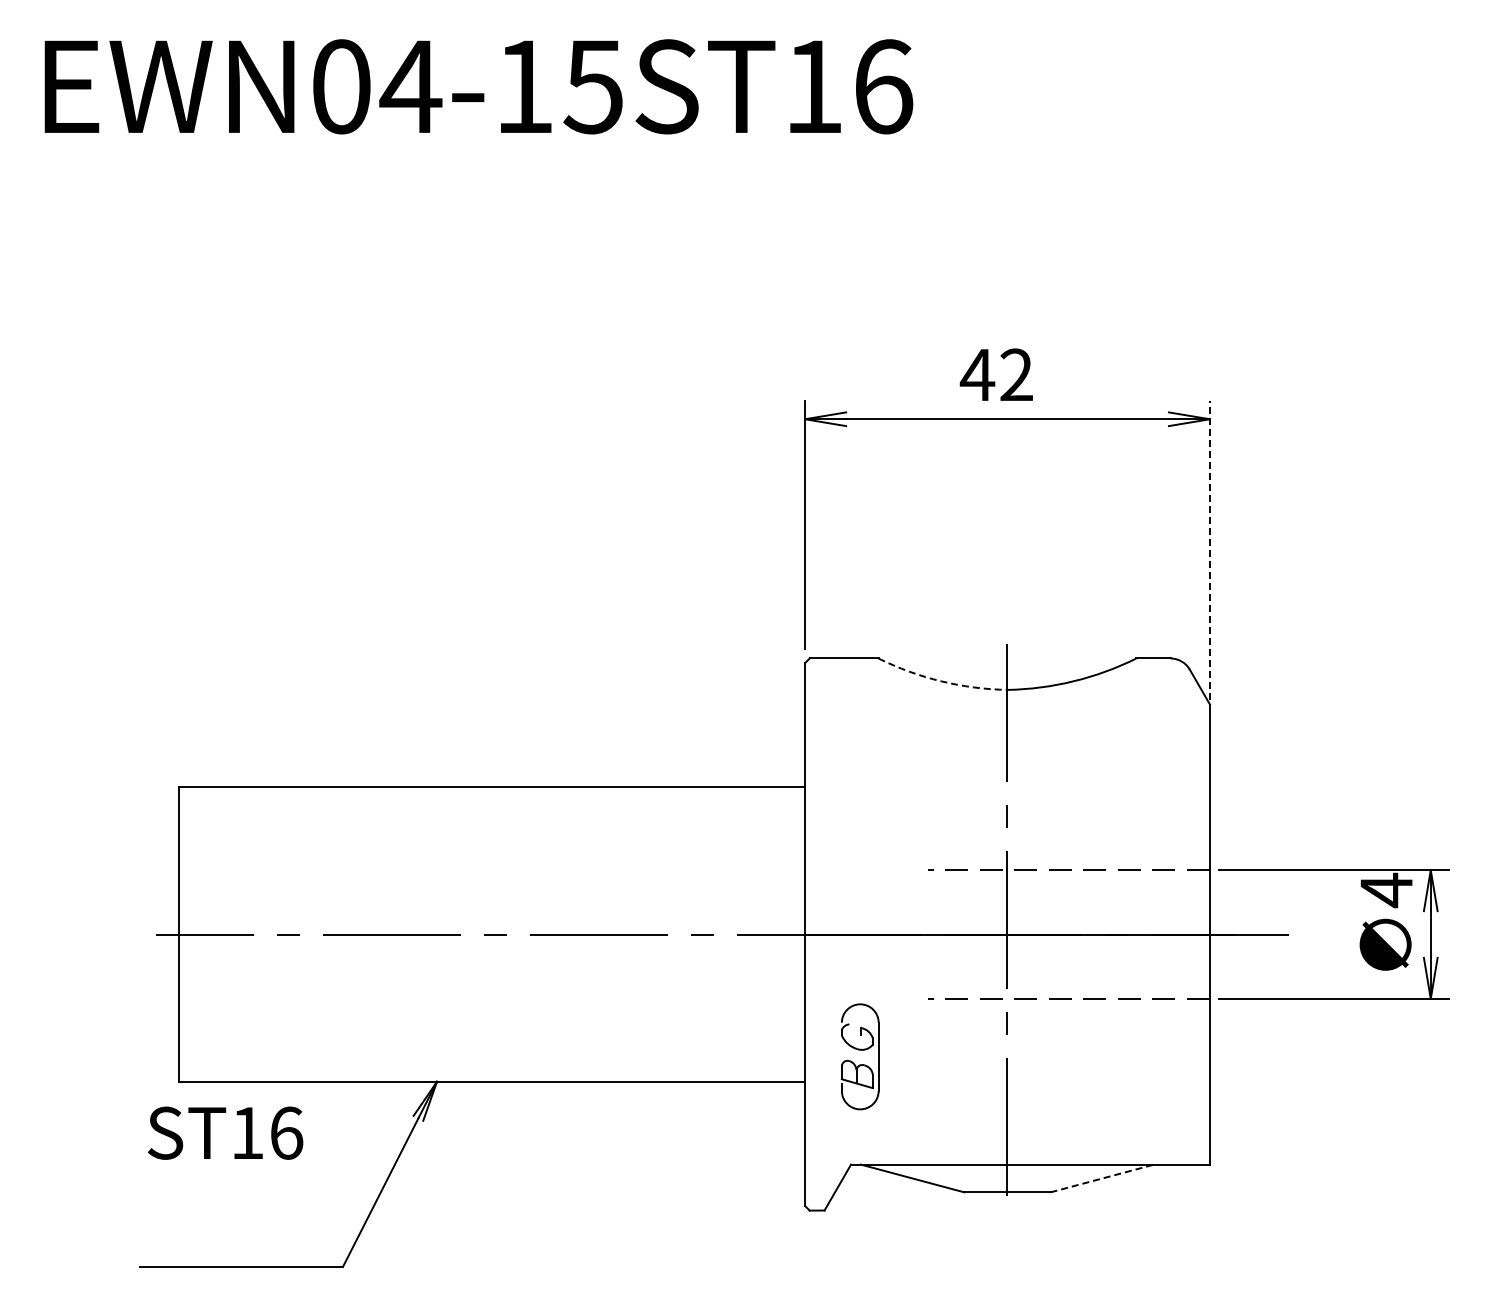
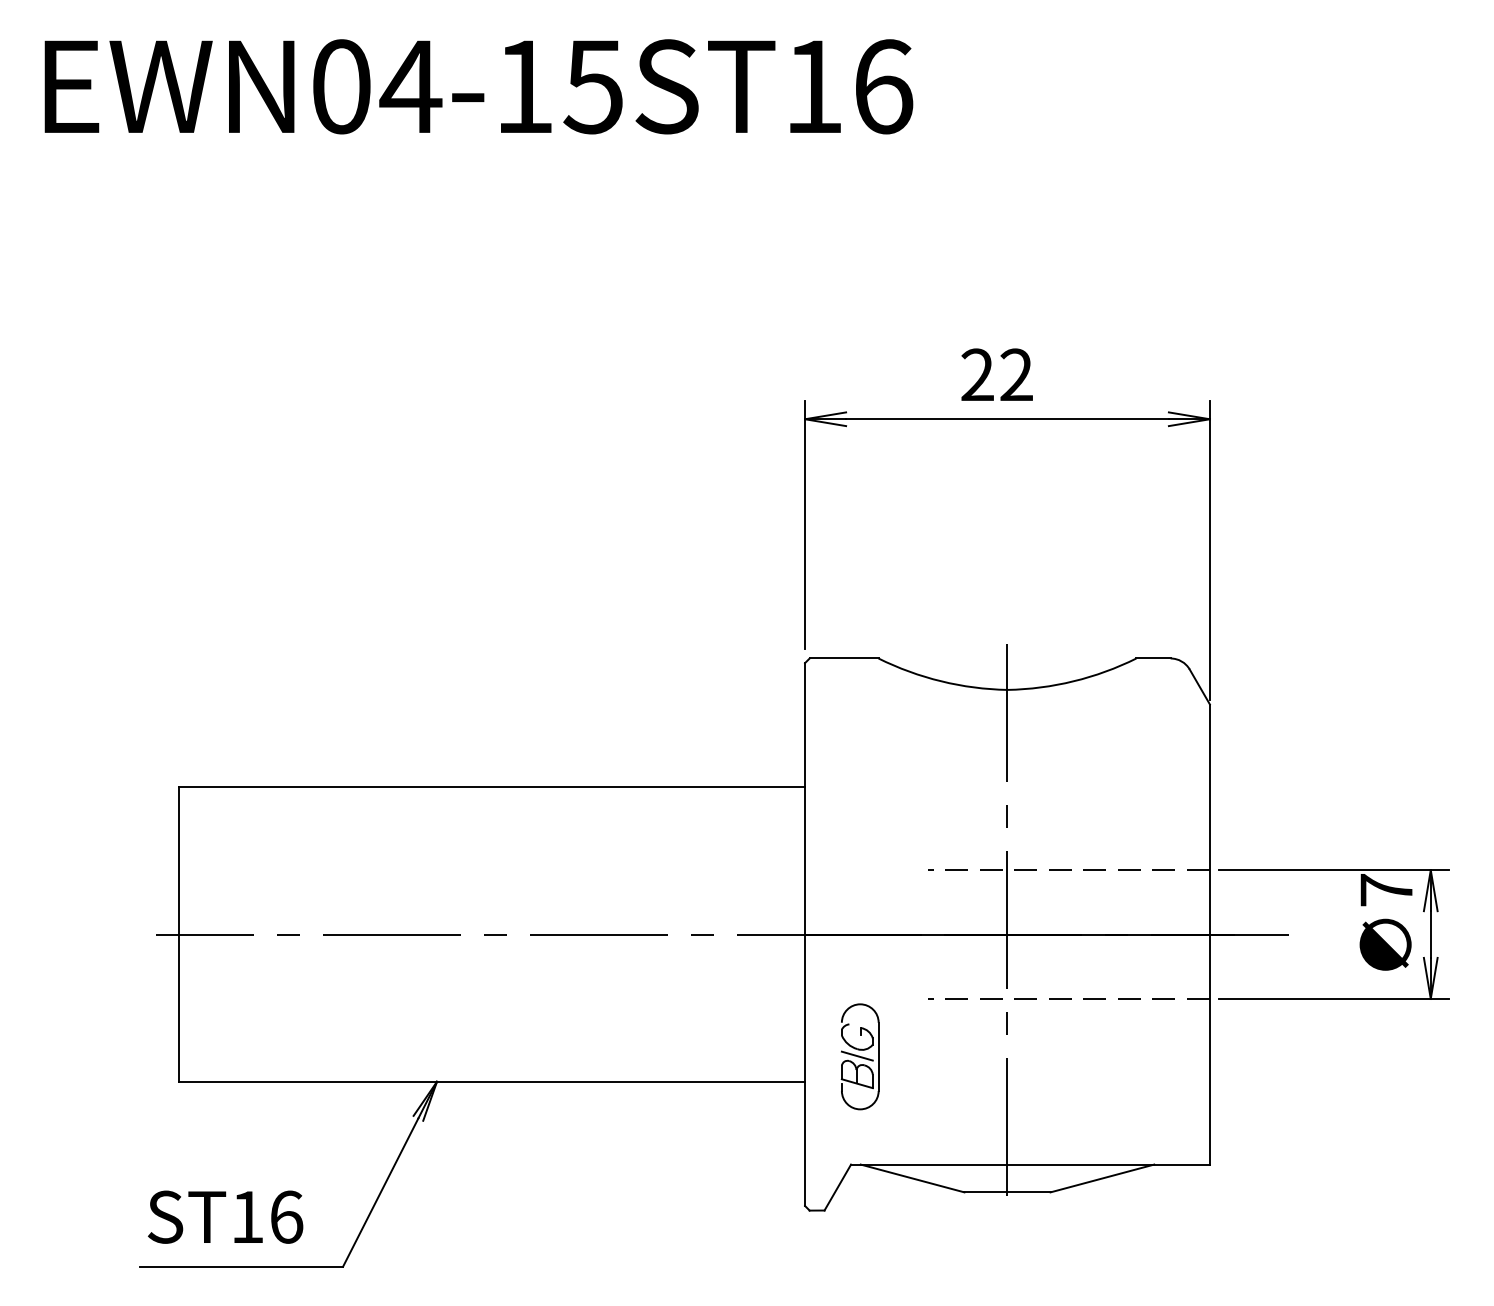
text: 42 -> 22 (977, 374)
line: dashed -> solid (1209, 549)
arc: dashed -> solid (941, 681)
text: 4 -> 7 (1386, 890)
line: none -> present (856, 1055)
text position: (225, 1132) -> (225, 1216) (225, 1216)
line: dashed -> solid (1102, 1178)
